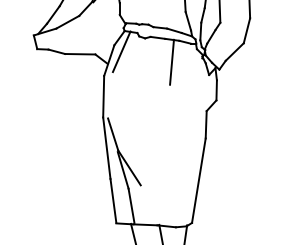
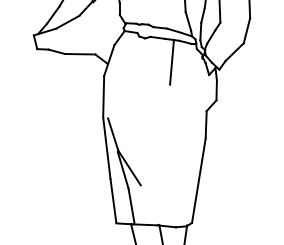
line: present -> none (121, 51)
